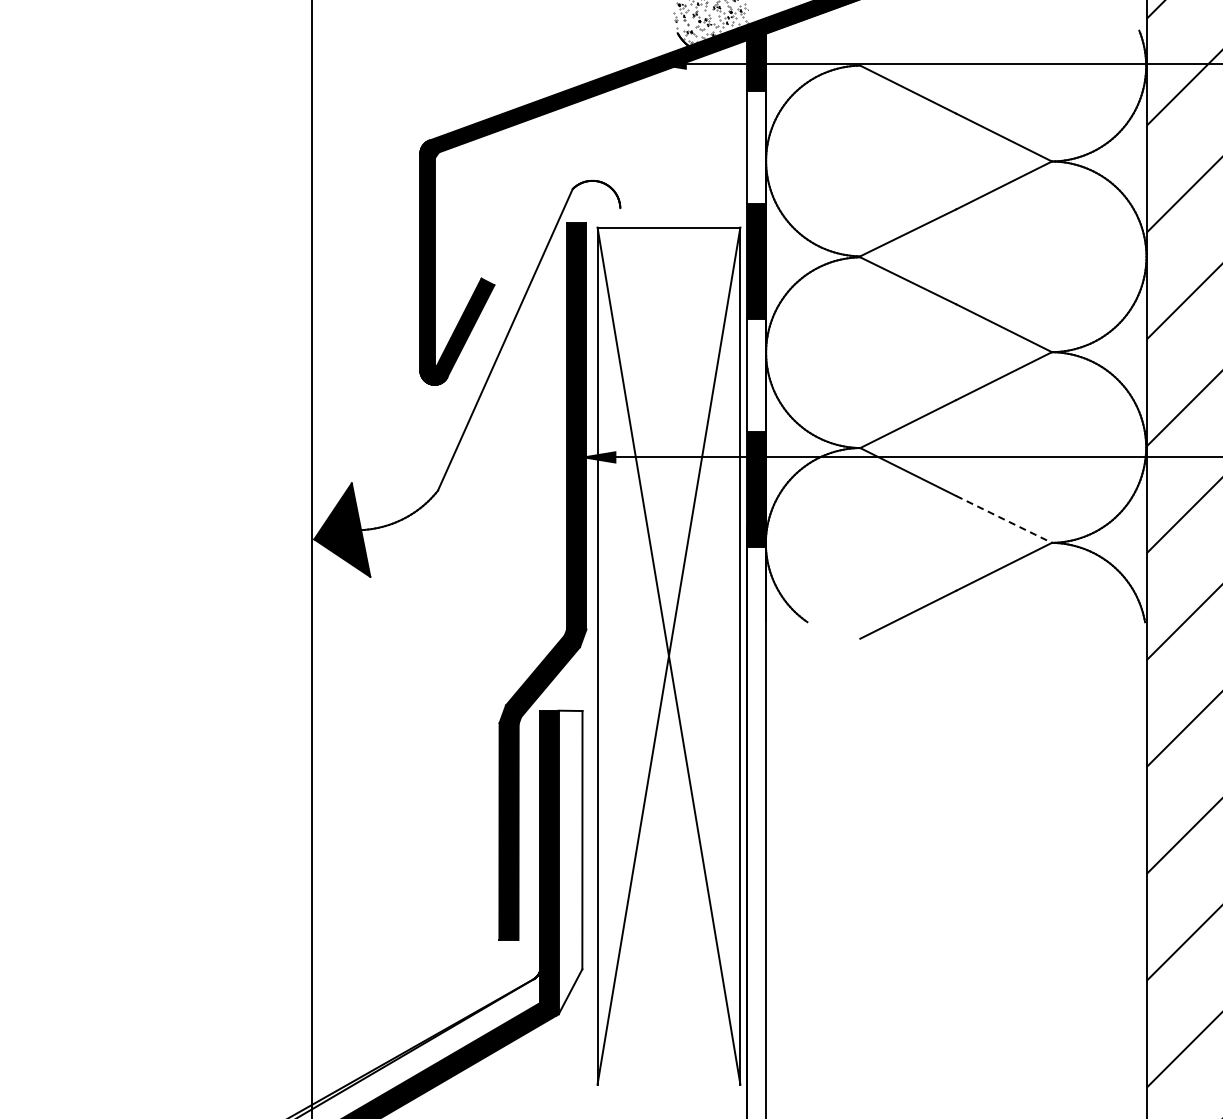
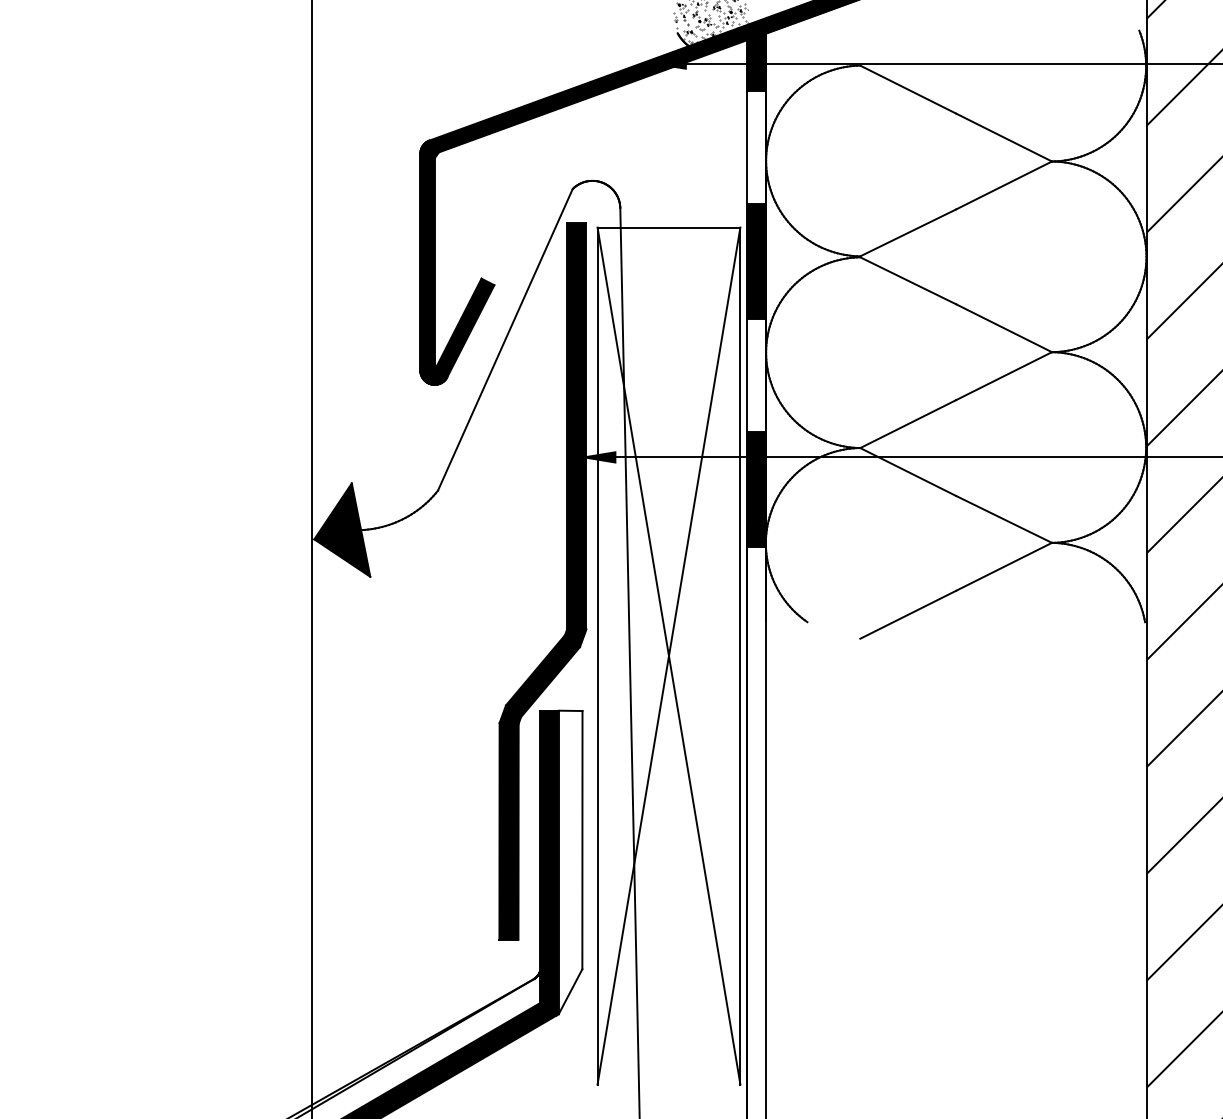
line: dashed -> solid (1004, 519)
line: none -> present (629, 661)
